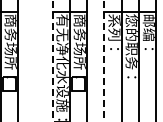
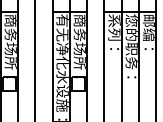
line: none -> present (35, 60)
line: dashed -> solid (52, 61)
line: dashed -> solid (104, 61)
